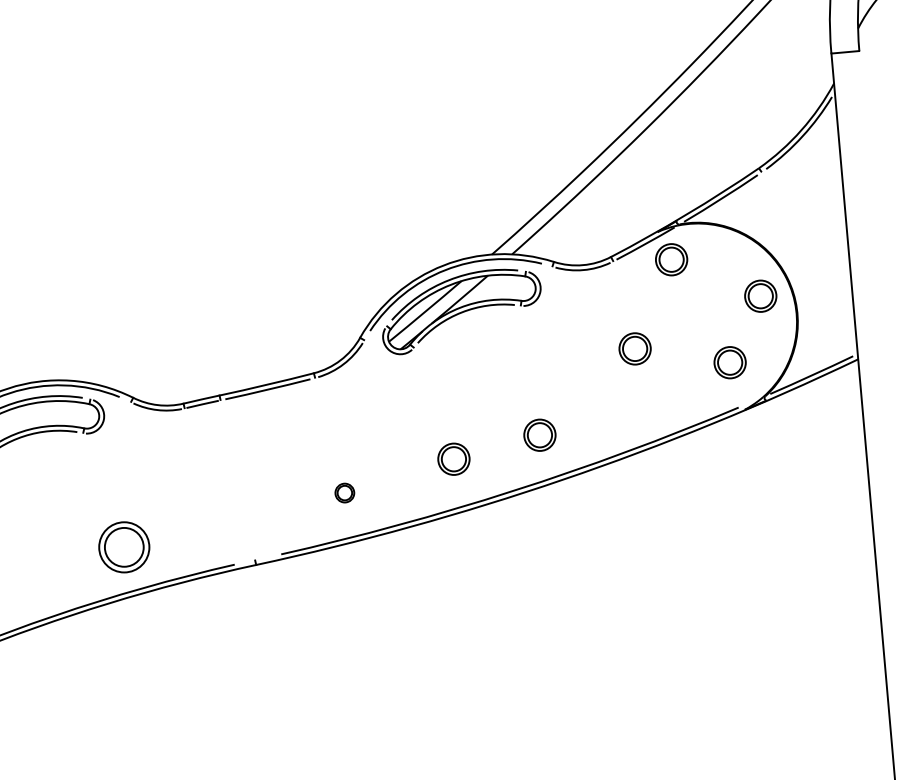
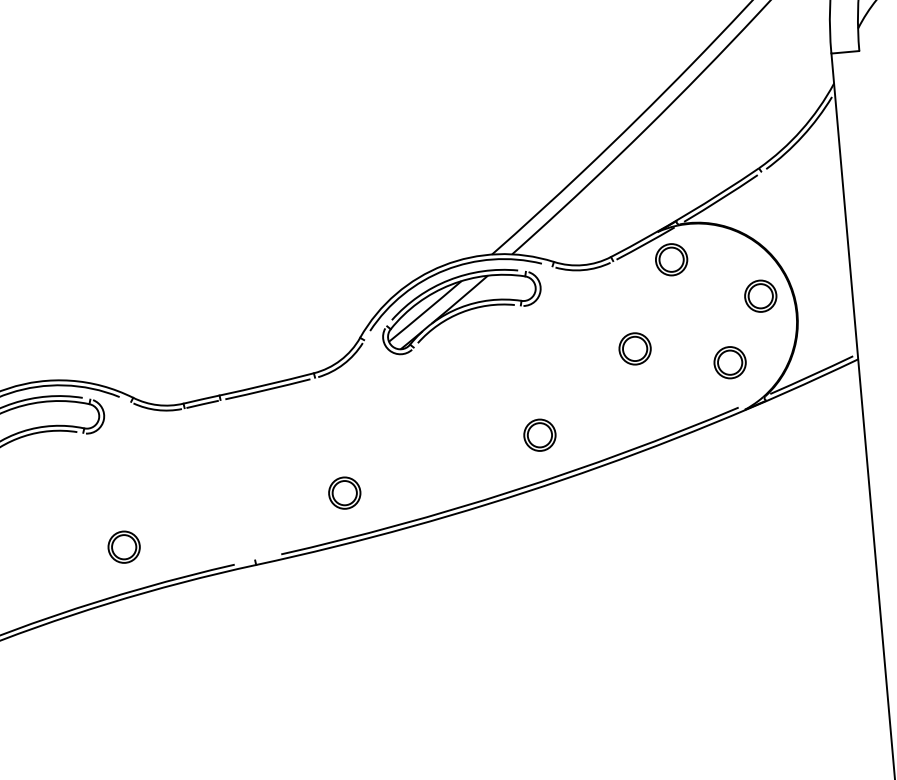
part: present -> none (453, 458)
part size: 22x22 px -> 34x34 px (344, 492)
part size: 53x53 px -> 34x34 px (123, 546)
